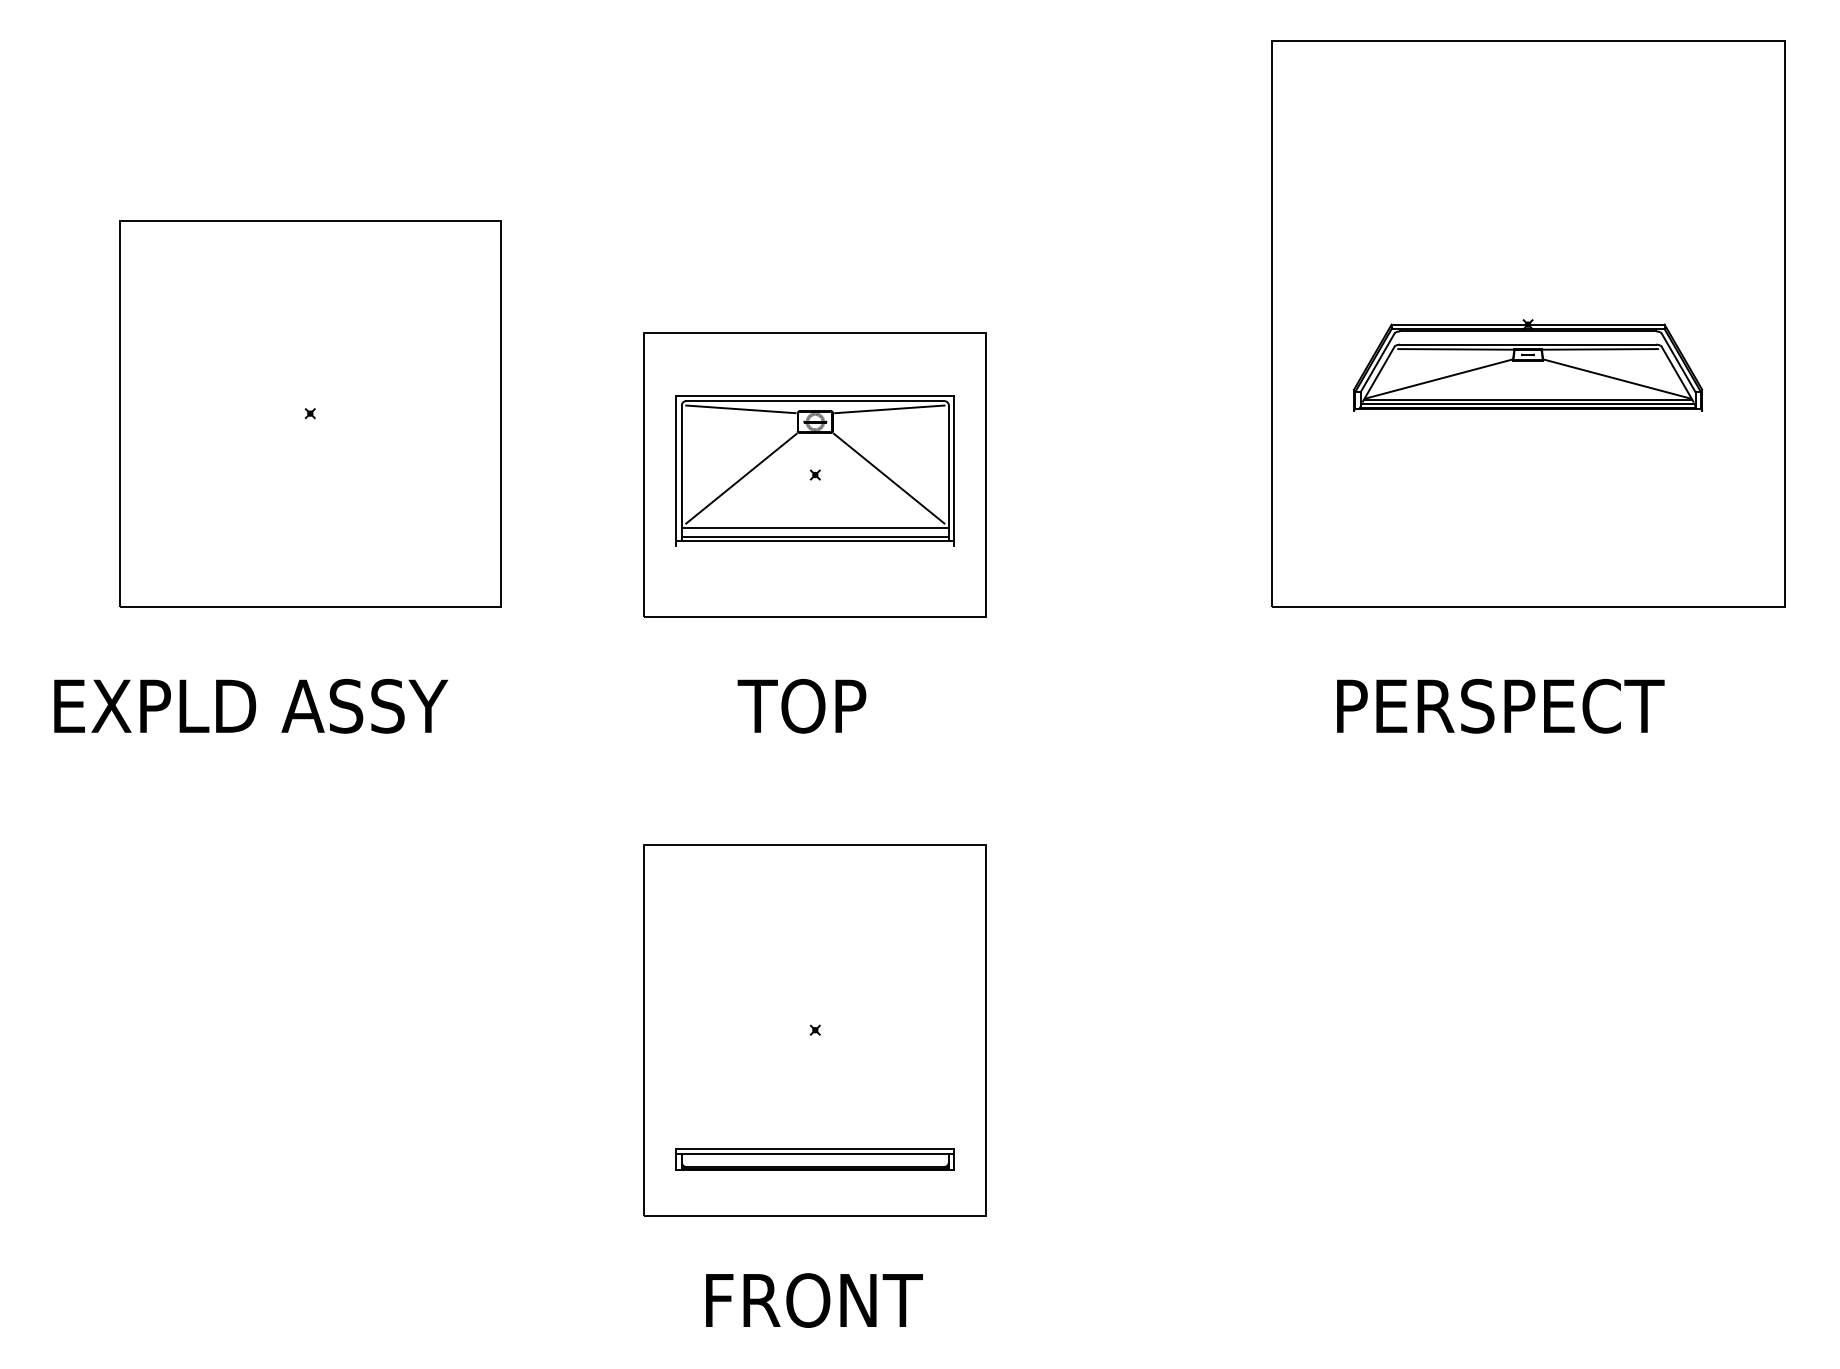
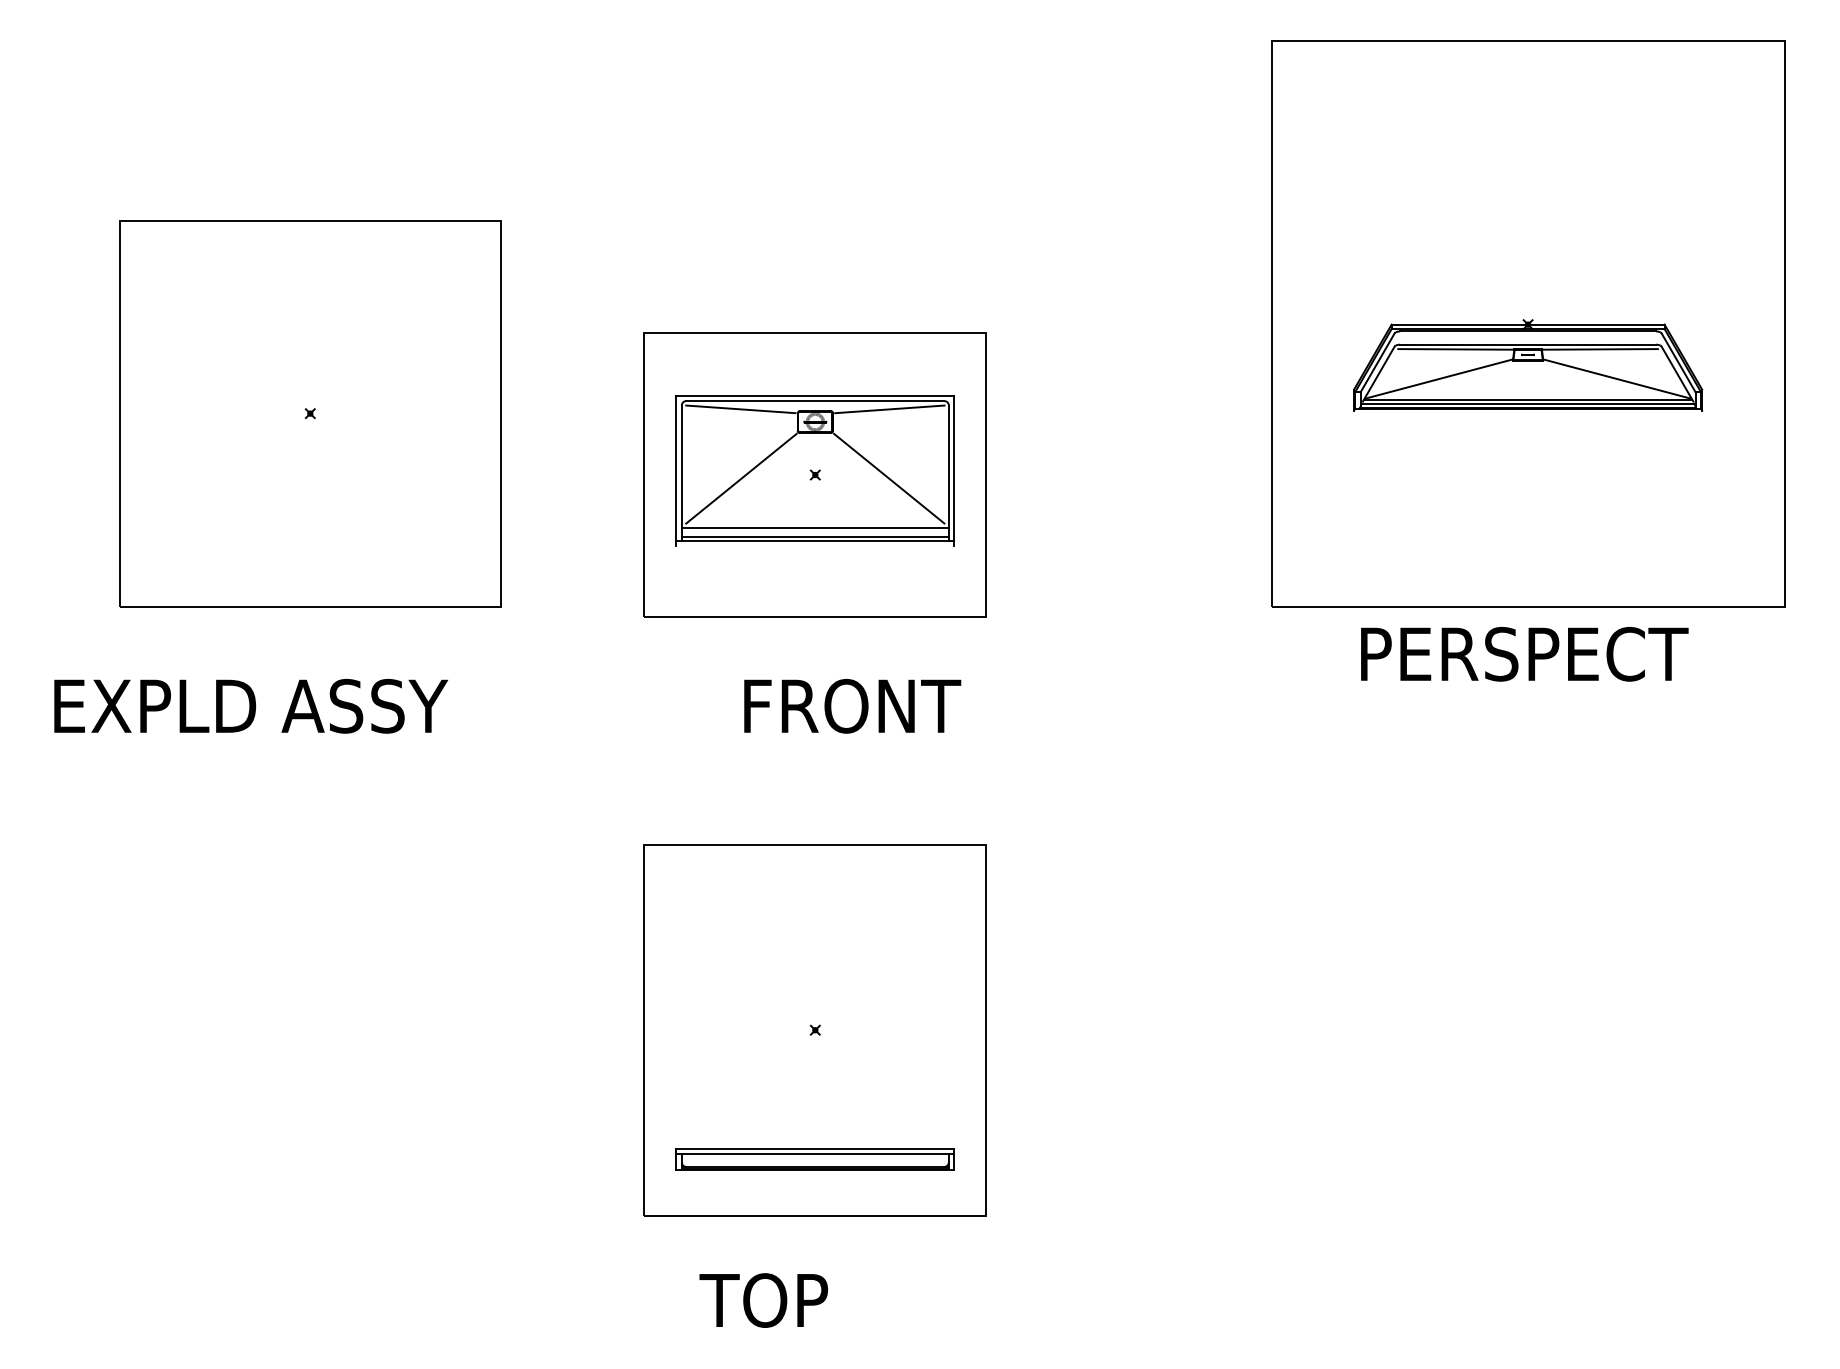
text: TOP -> FRONT (849, 705)
text position: (1500, 705) -> (1524, 653) (1524, 653)
text: FRONT -> TOP (810, 1300)
